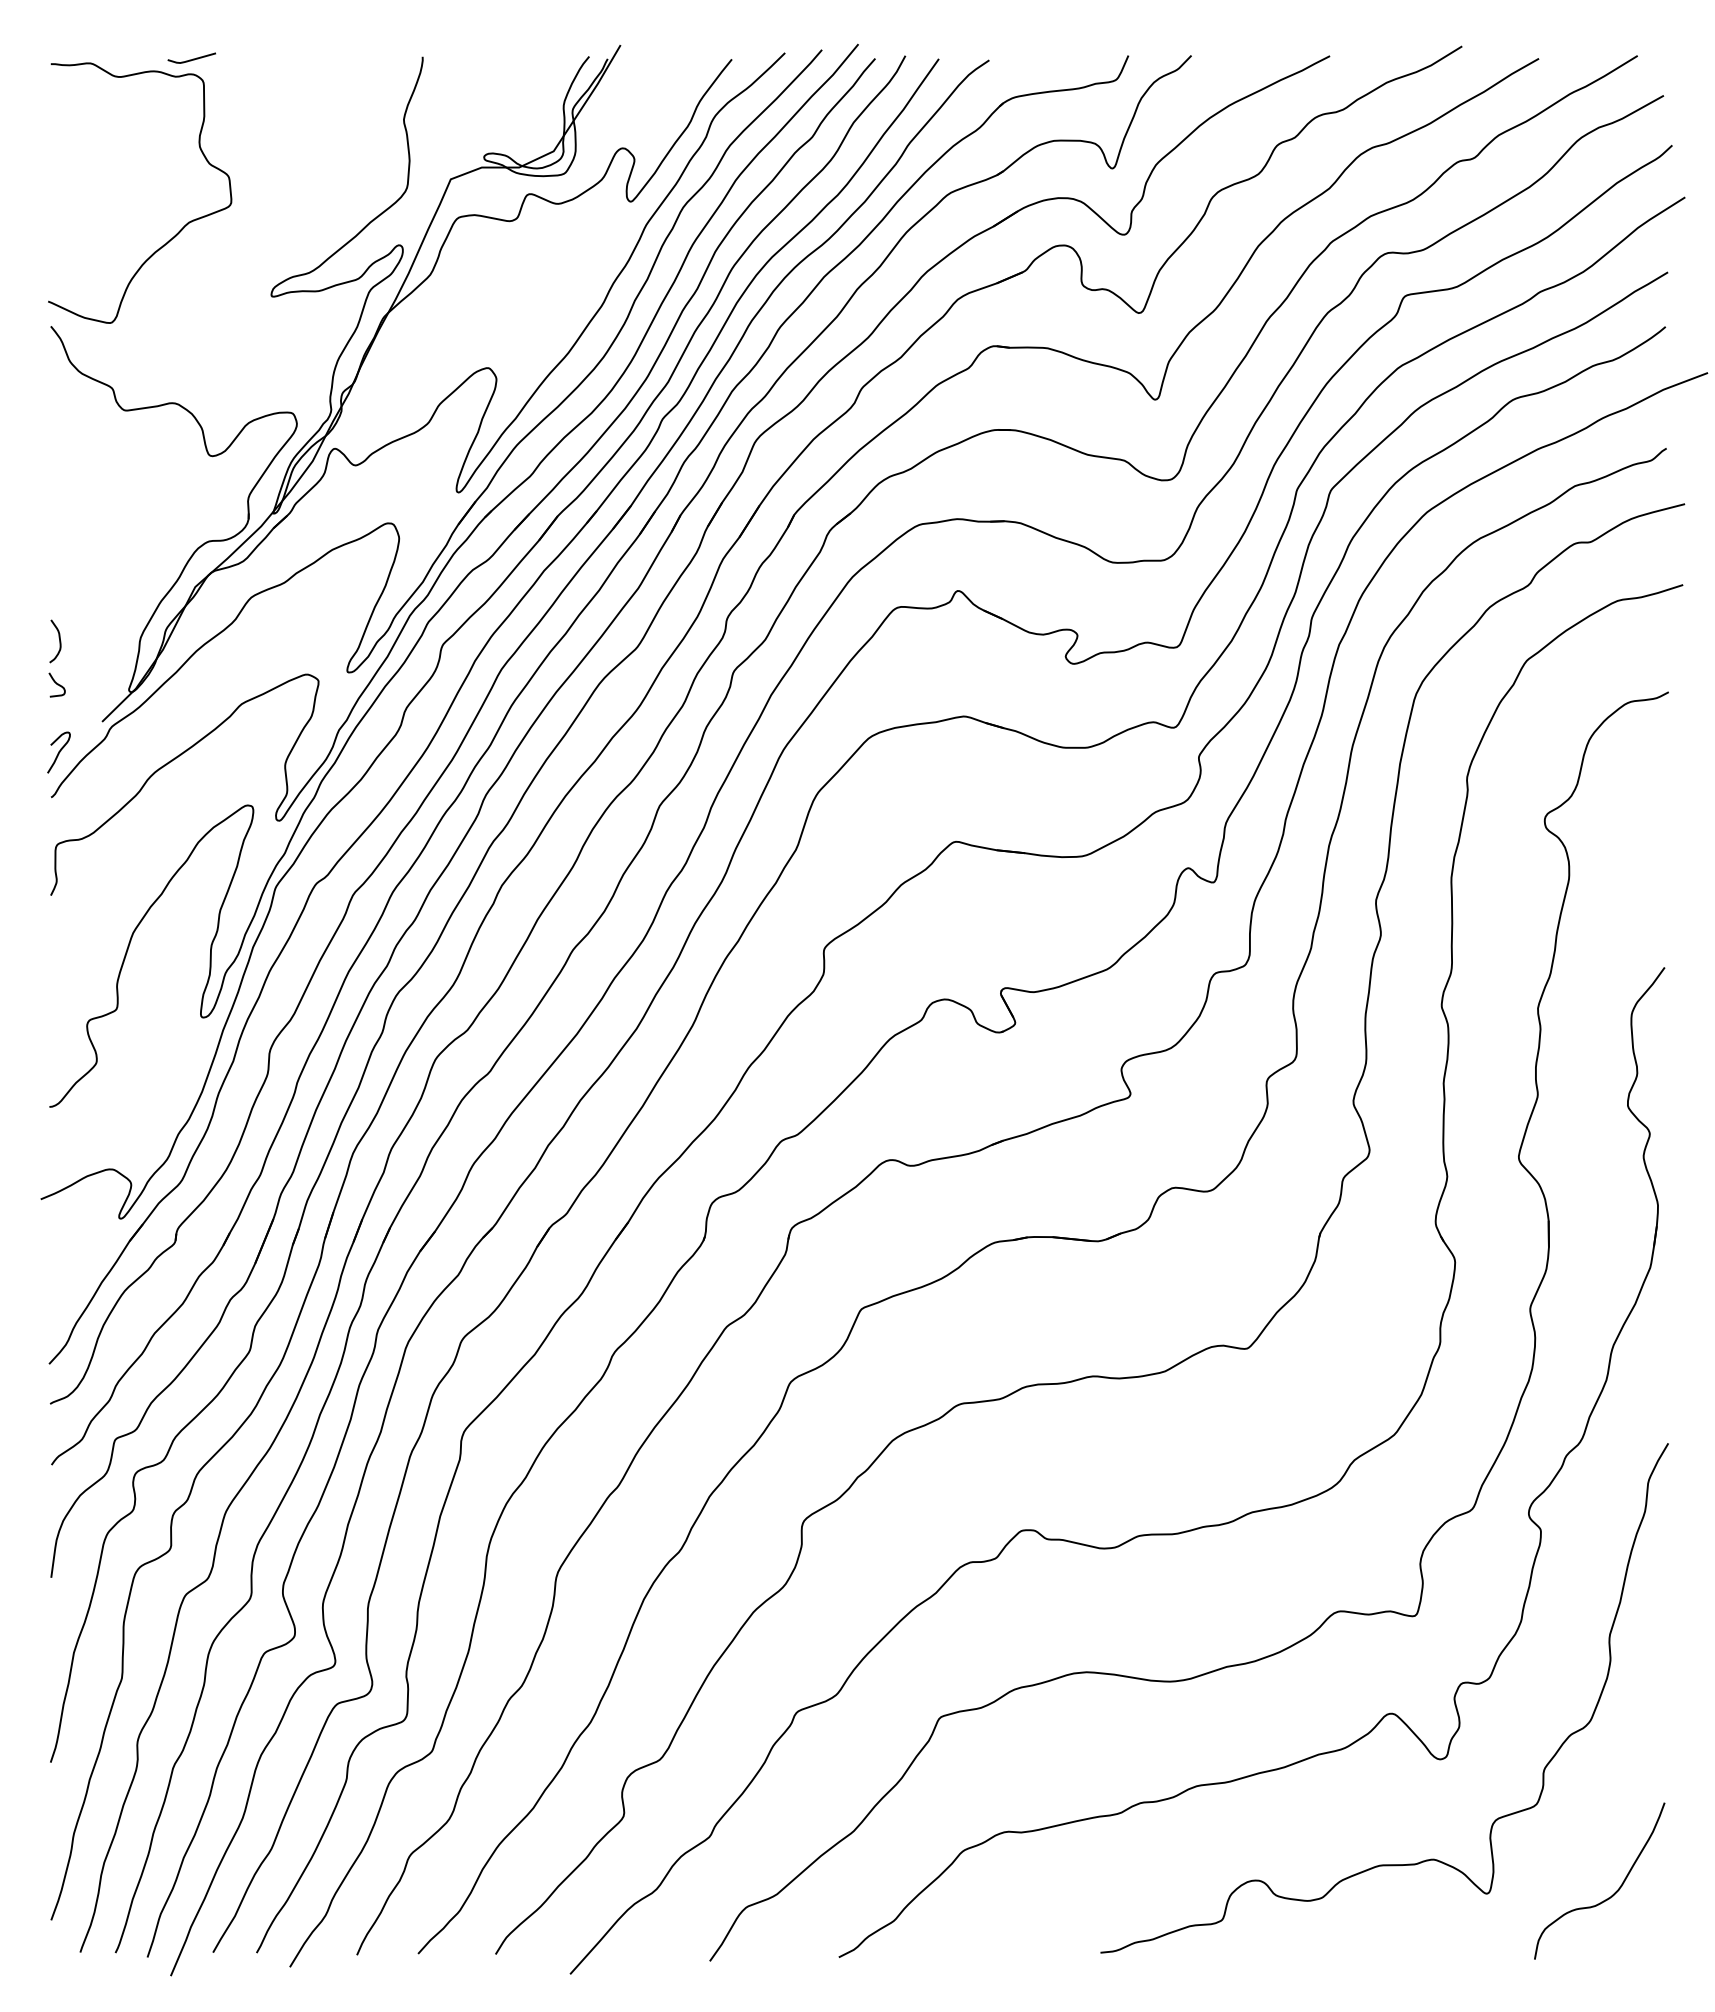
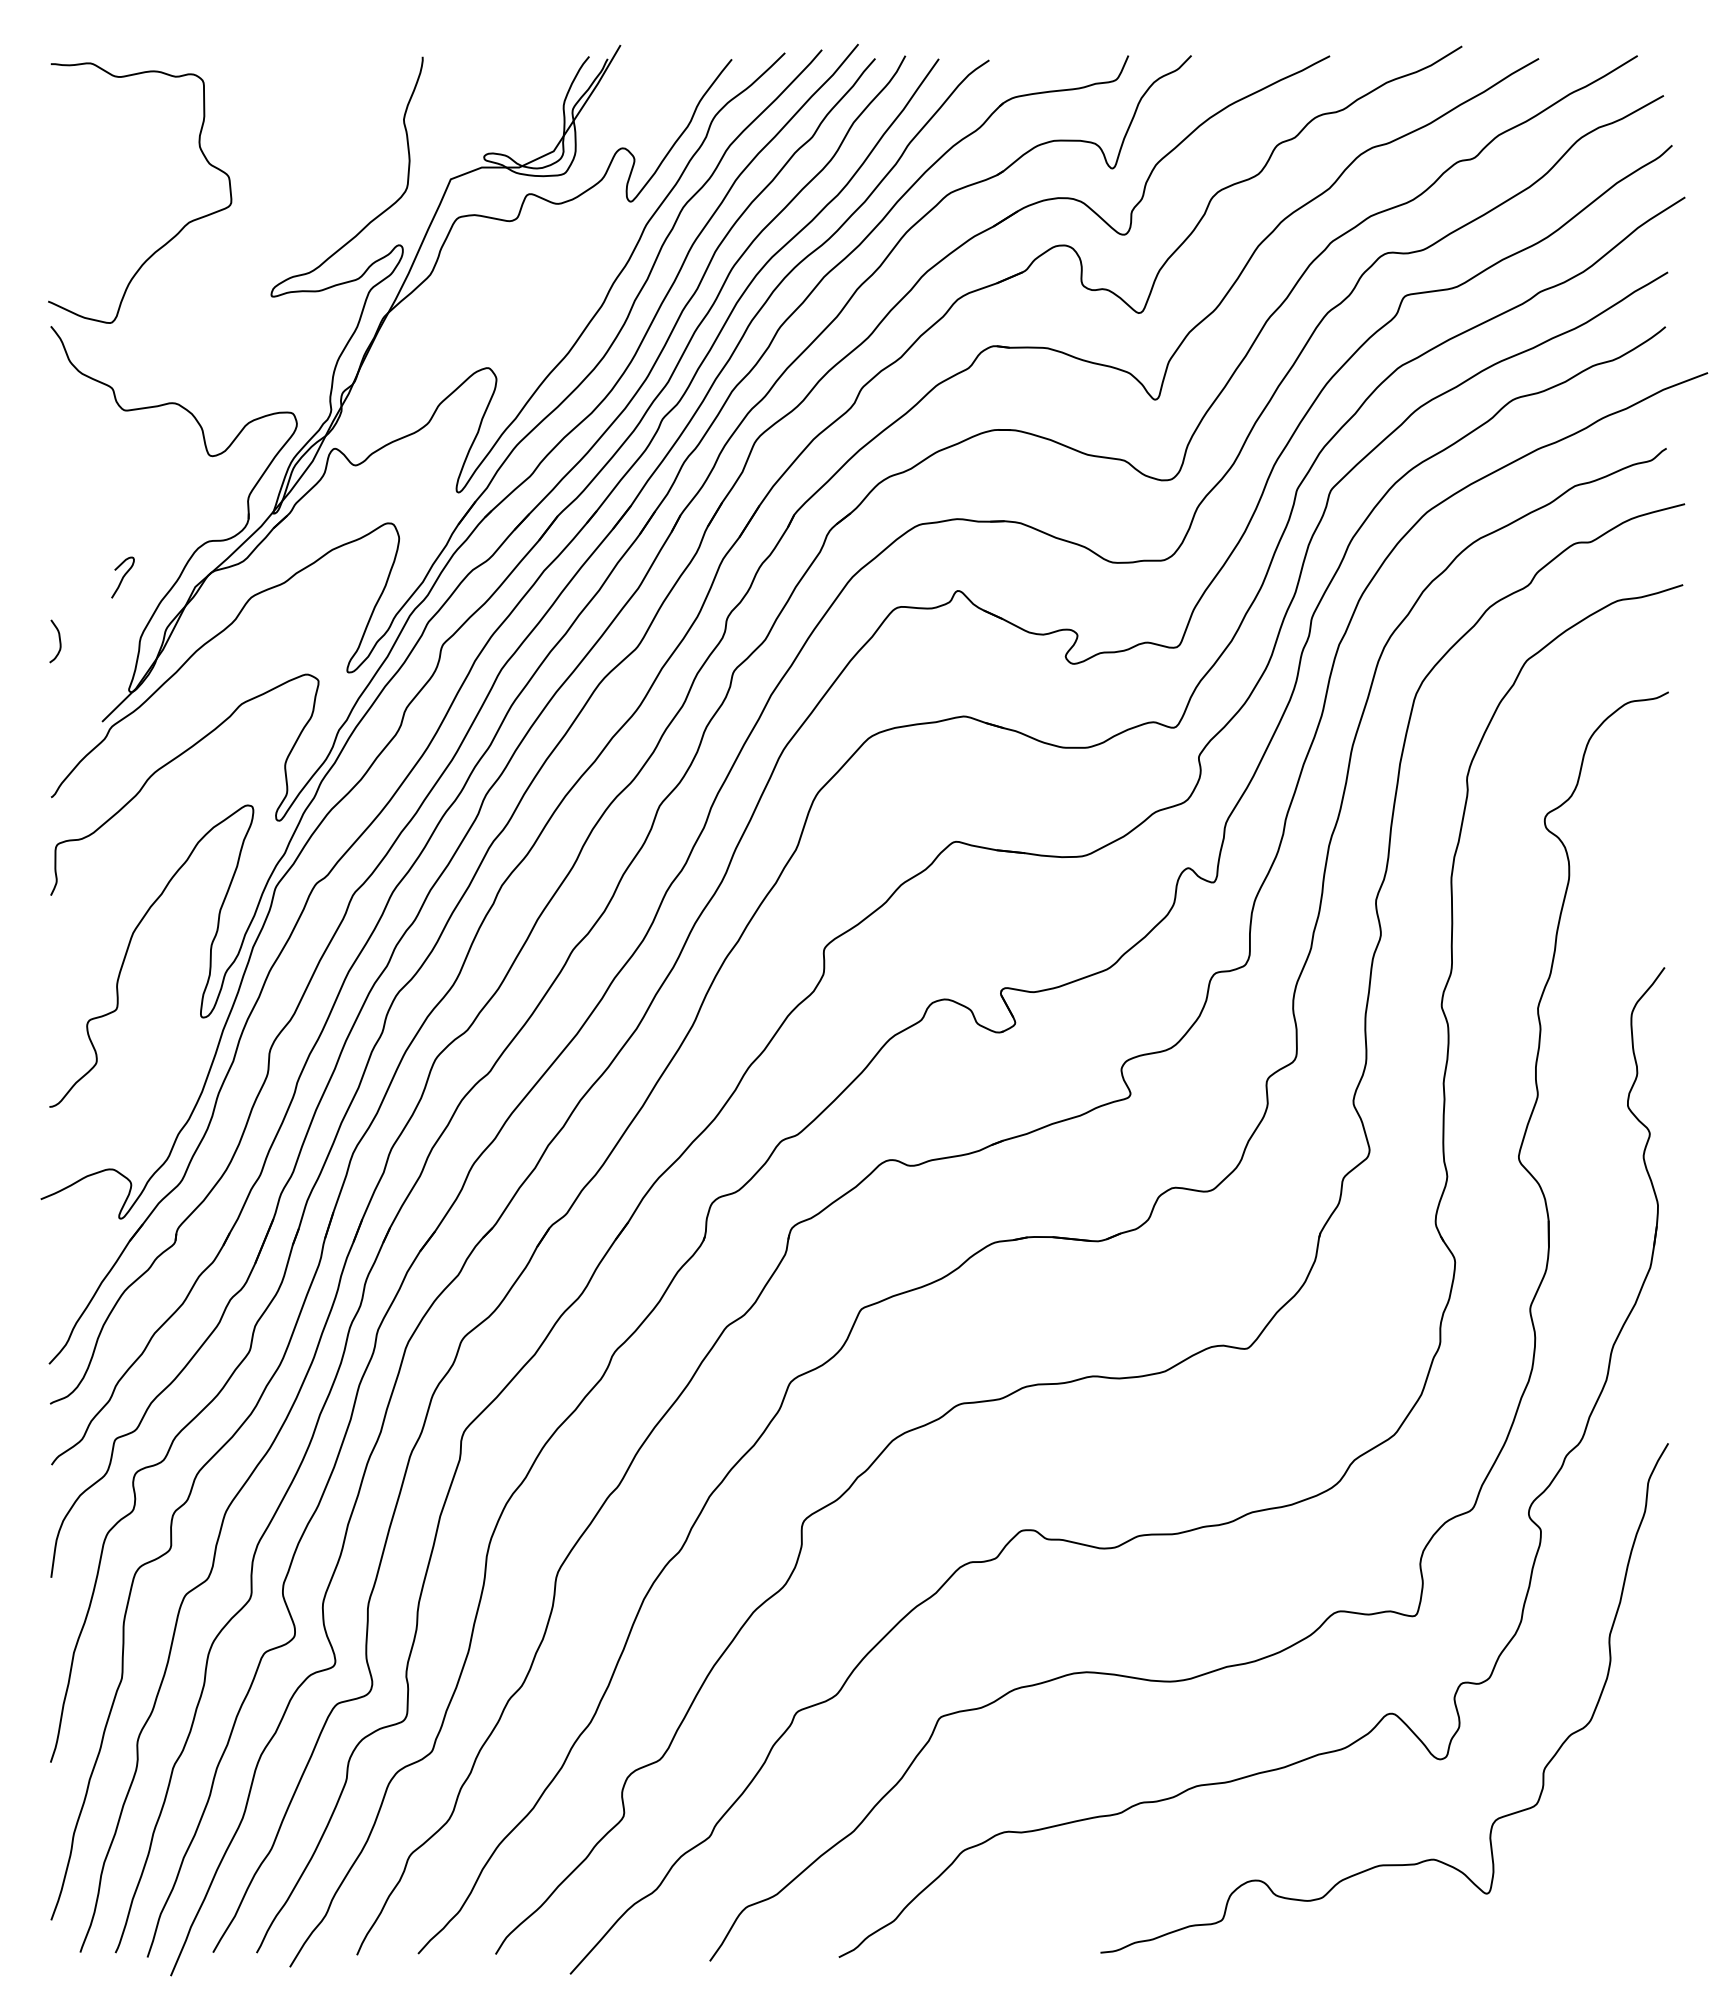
line: present -> none (191, 59)
curve: present -> none (56, 684)
curve position: (58, 752) -> (122, 577) (122, 577)
curve: present -> none (1613, 1893)
